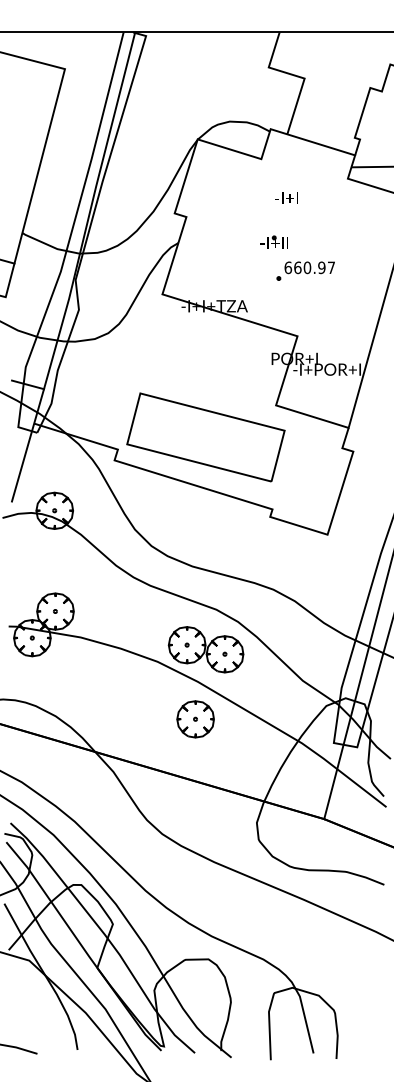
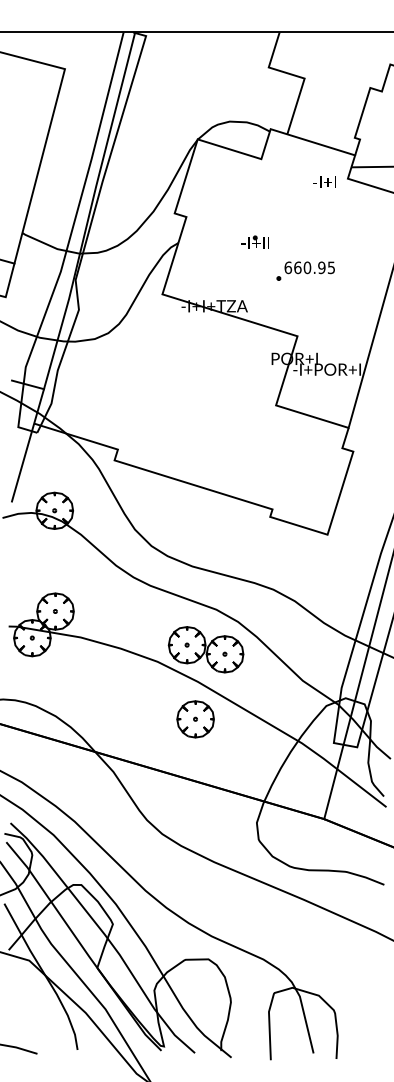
text position: (286, 197) -> (324, 181) (324, 181)
part position: (273, 241) -> (254, 241) (254, 241)
text: 660.97 -> 660.95 (330, 267)
part: present -> none (205, 437)
